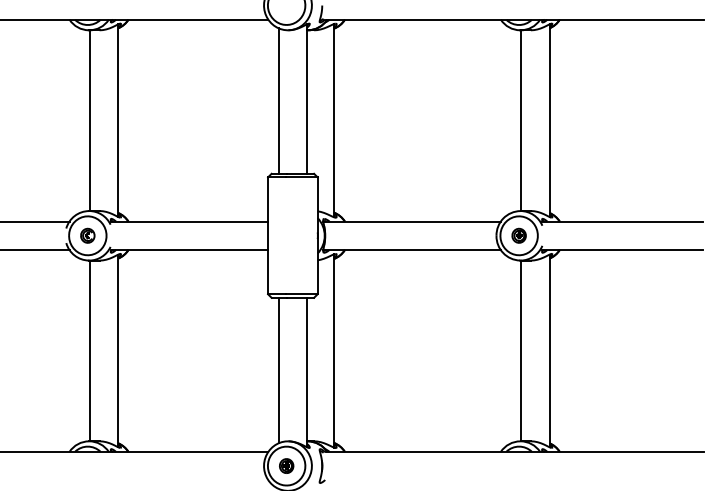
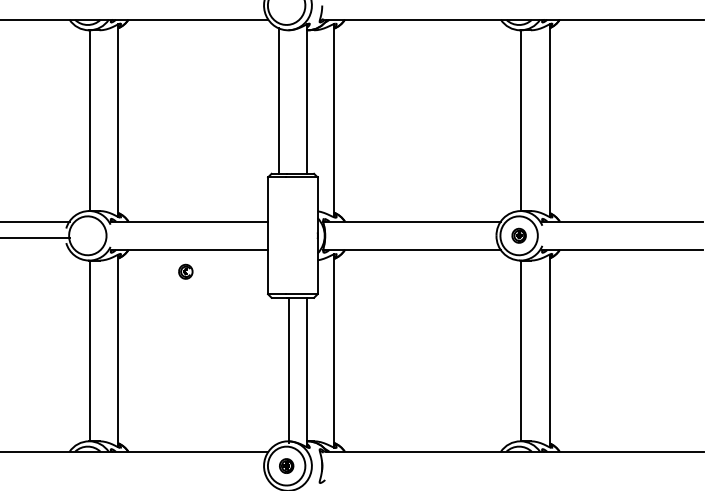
part position: (87, 235) -> (185, 271) (185, 271)
line position: (35, 249) -> (35, 237) (35, 237)
line position: (278, 370) -> (288, 370) (288, 370)
